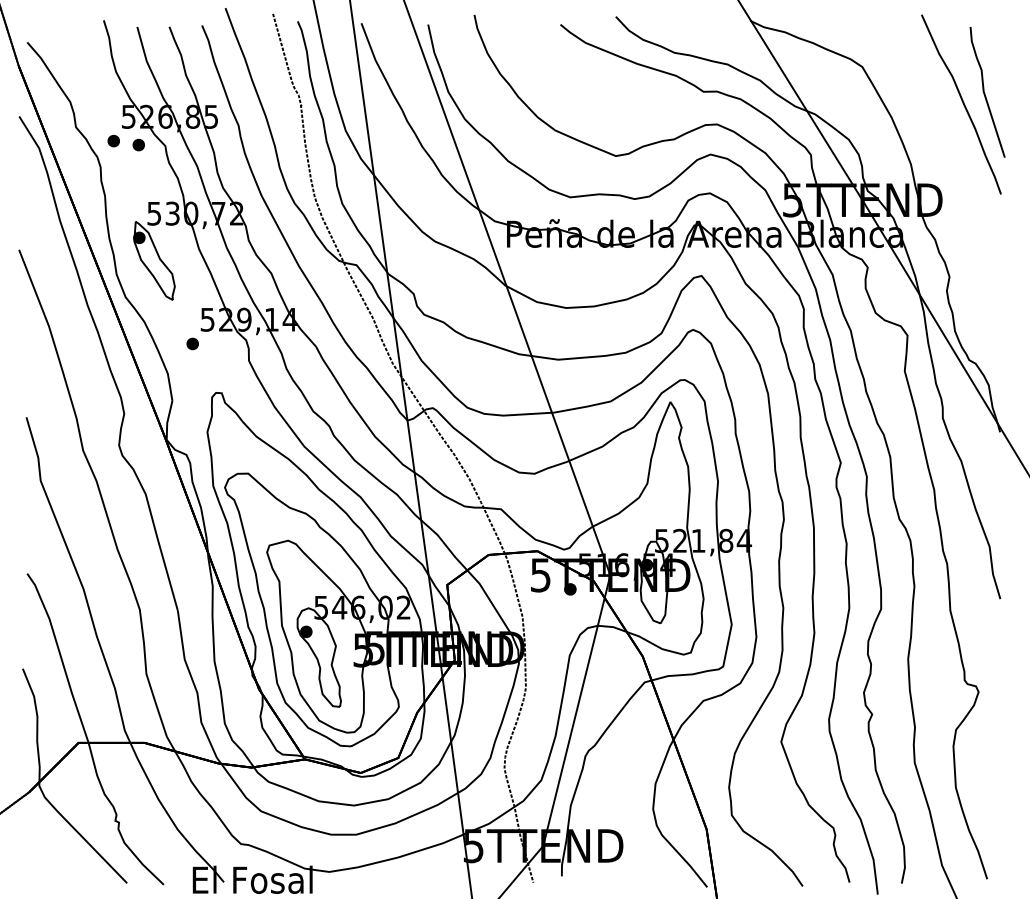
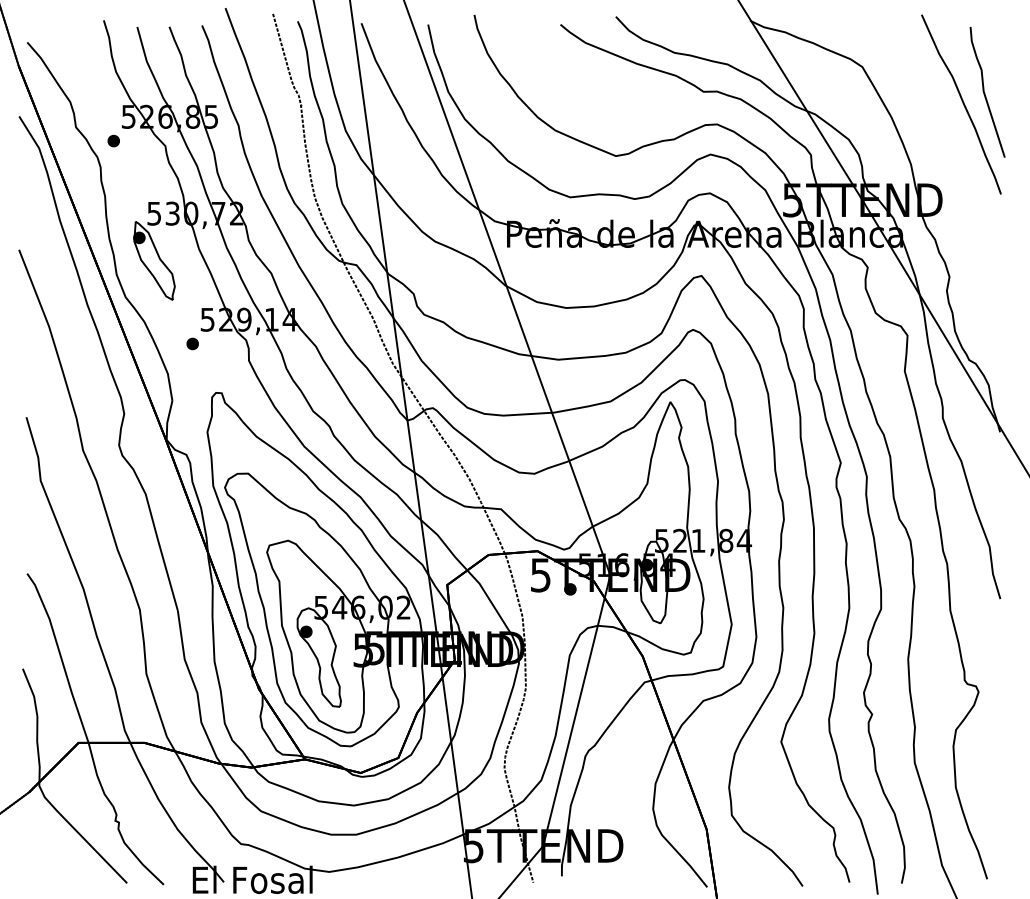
part: present -> none (138, 144)
